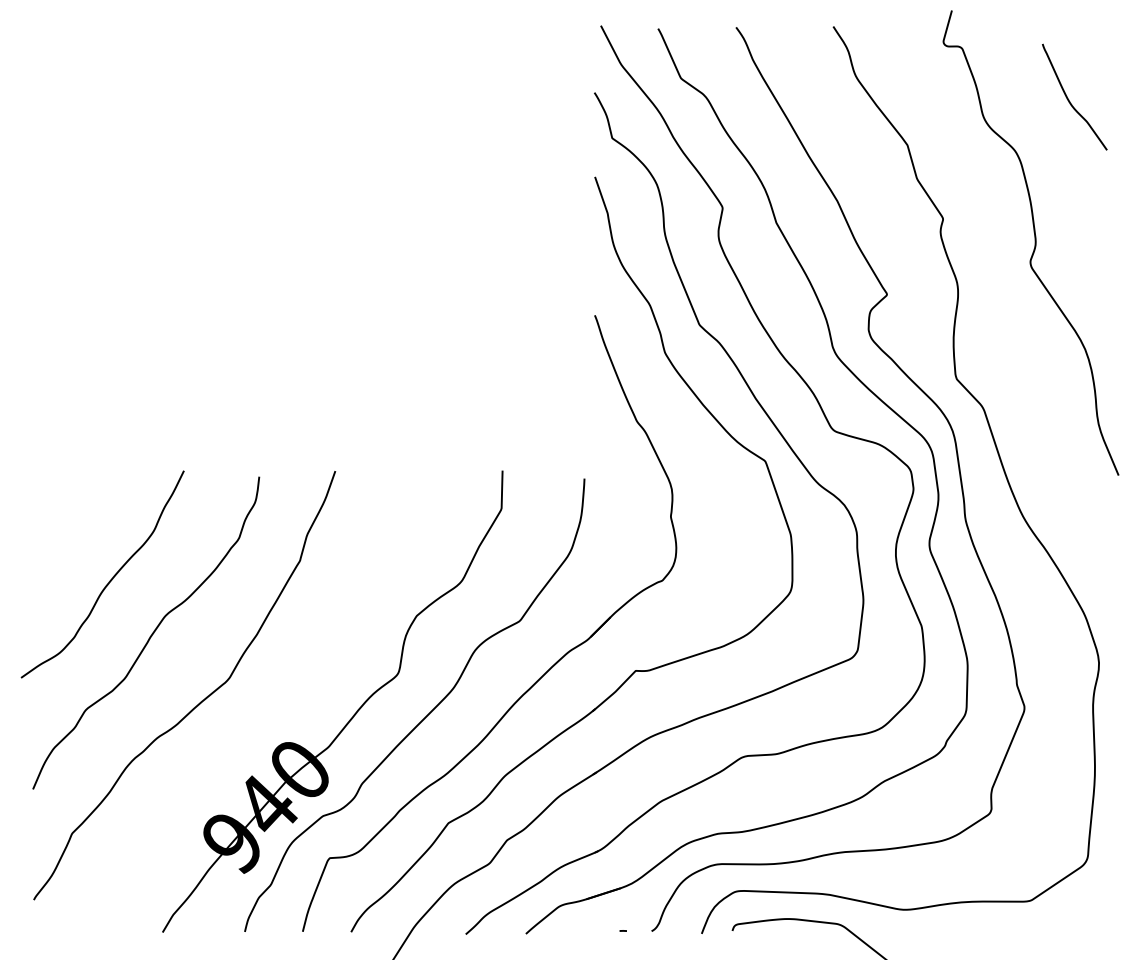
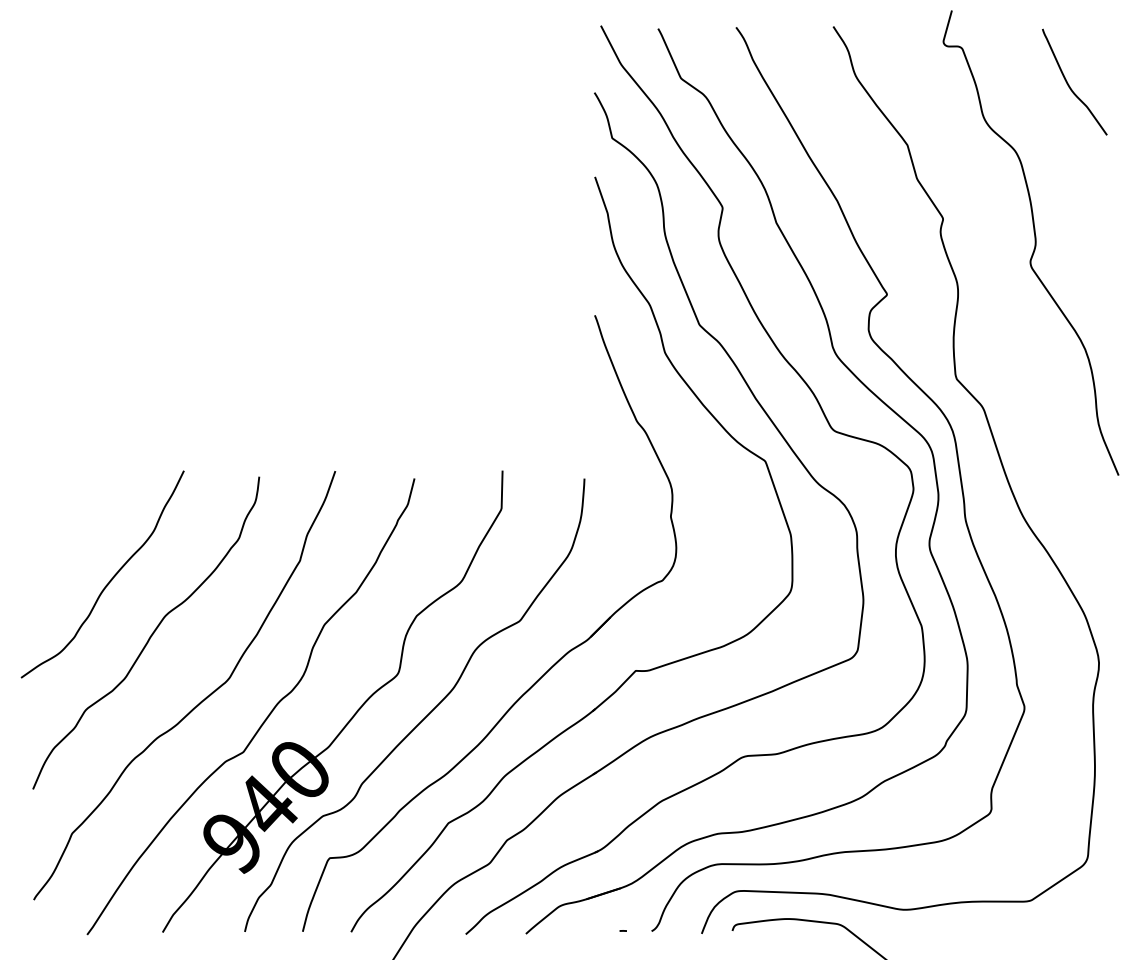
curve position: (1069, 99) -> (1069, 84) (1069, 84)
curve: none -> present (265, 718)
